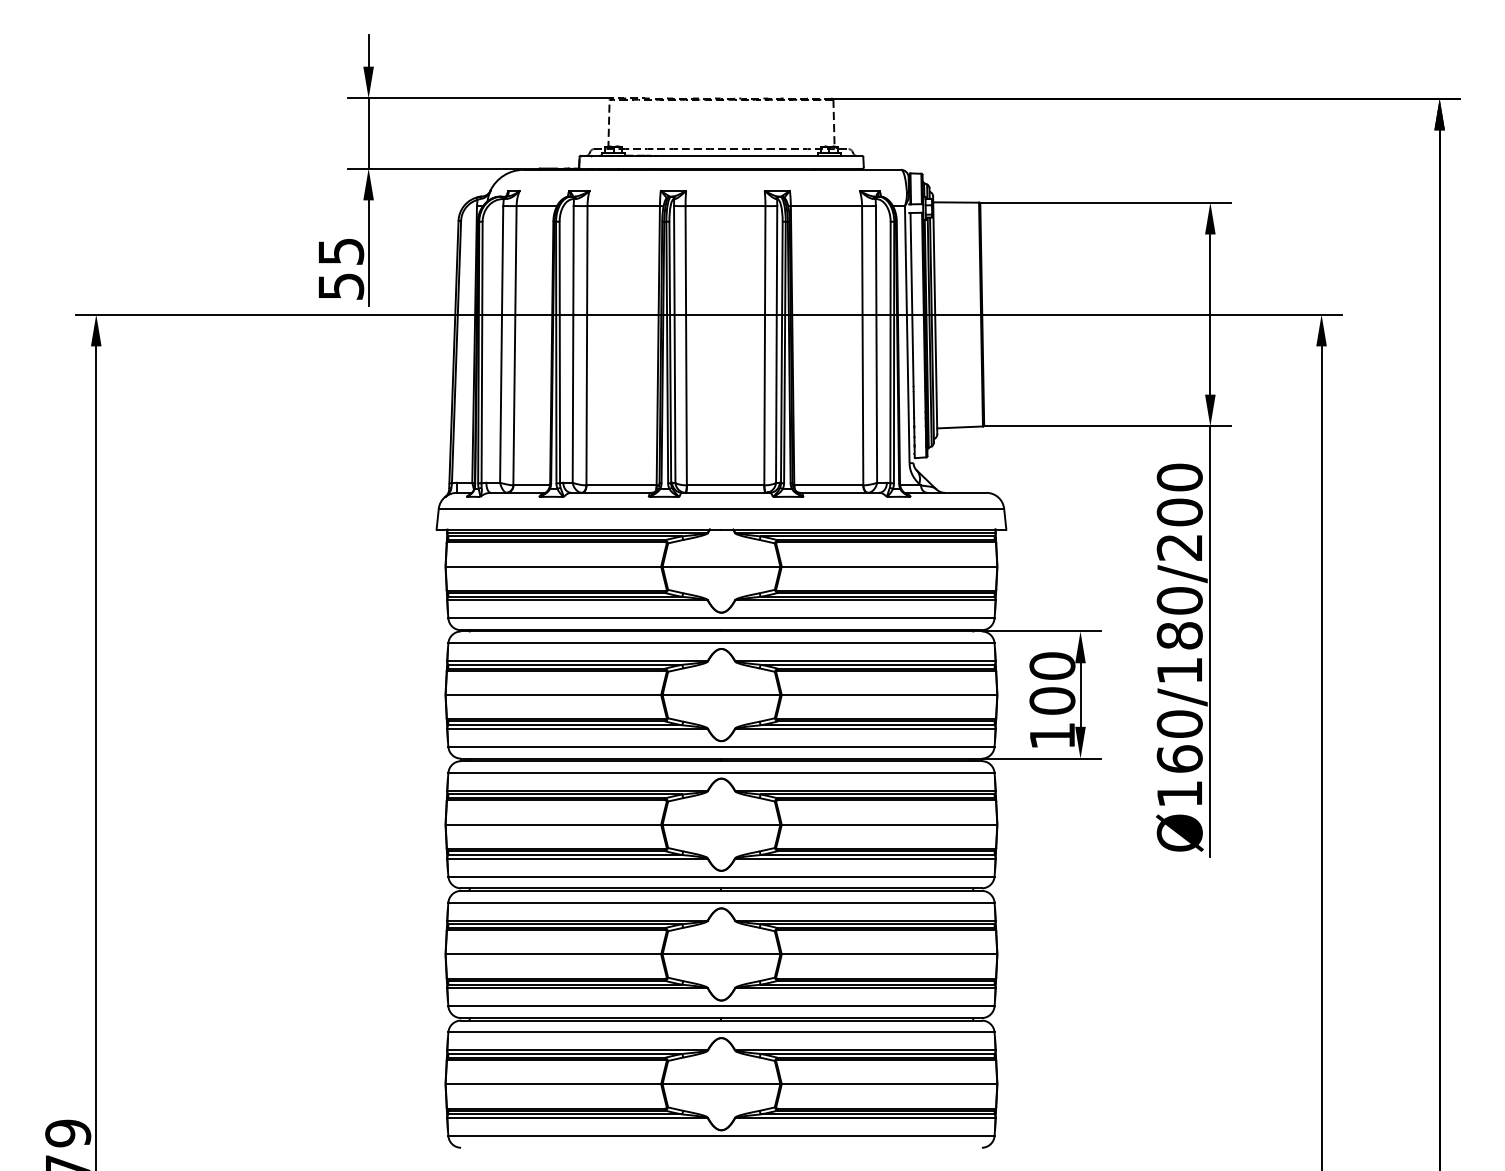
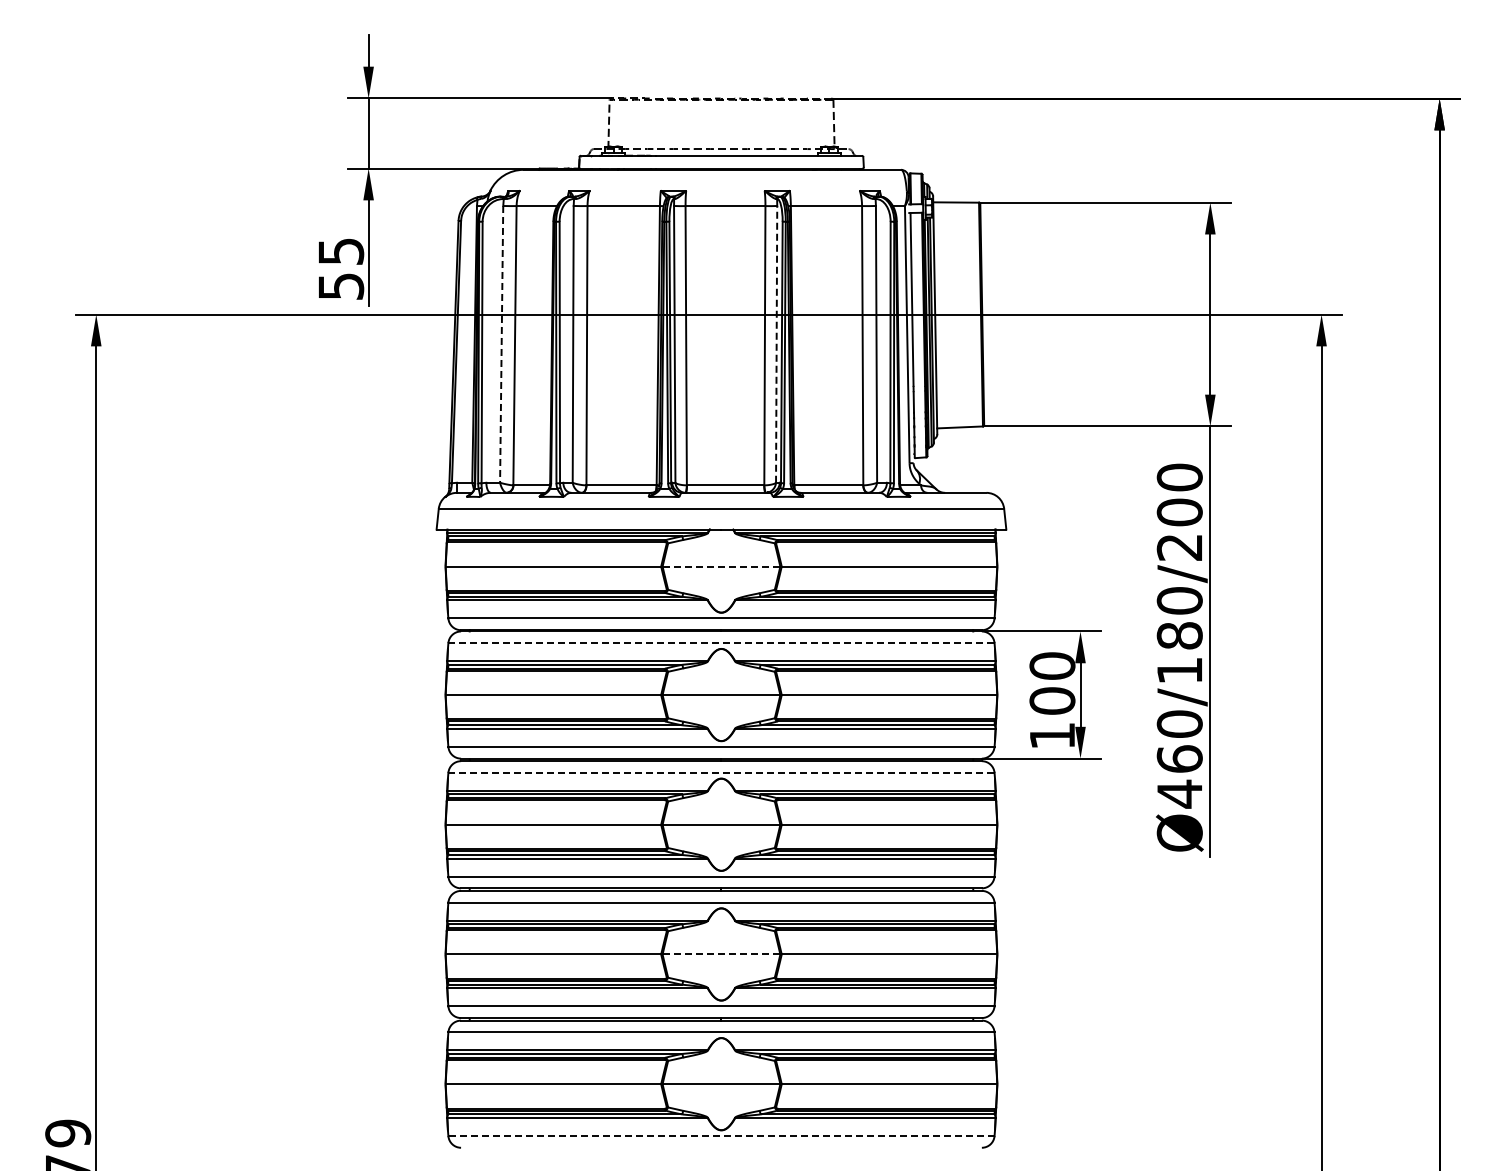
line: solid -> dashed (776, 343)
line: solid -> dashed (501, 344)
line: solid -> dashed (721, 566)
line: solid -> dashed (721, 643)
line: solid -> dashed (721, 772)
text: Ø160/180/200 -> Ø460/180/200 (1179, 793)
line: solid -> dashed (721, 954)
line: solid -> dashed (720, 1136)
